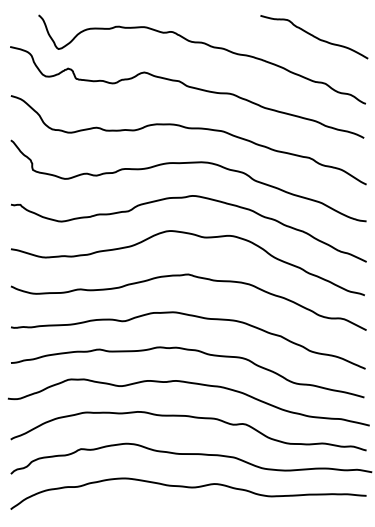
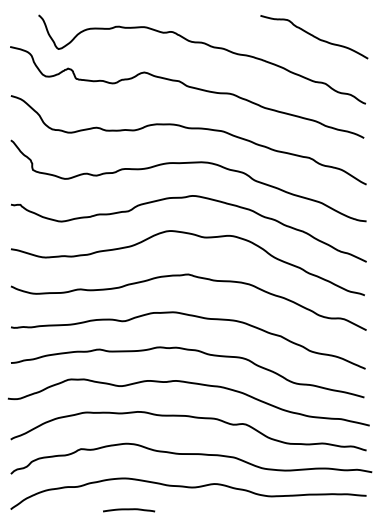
curve: none -> present (129, 510)
